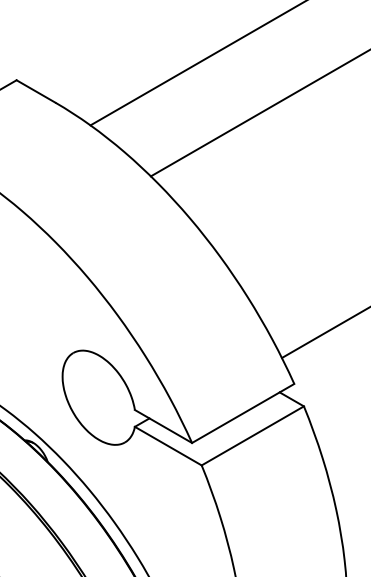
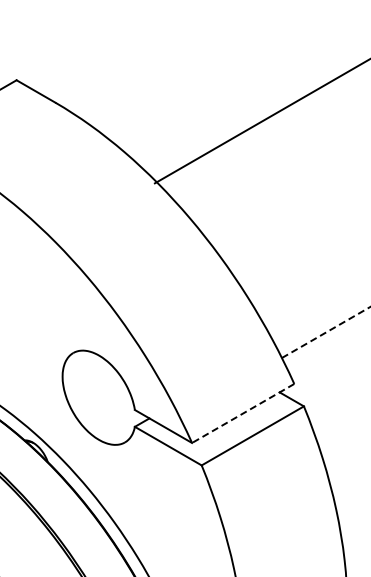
line: present -> none (196, 63)
line position: (258, 113) -> (260, 121) (260, 121)
line: solid -> dashed (326, 332)
line: solid -> dashed (242, 413)
